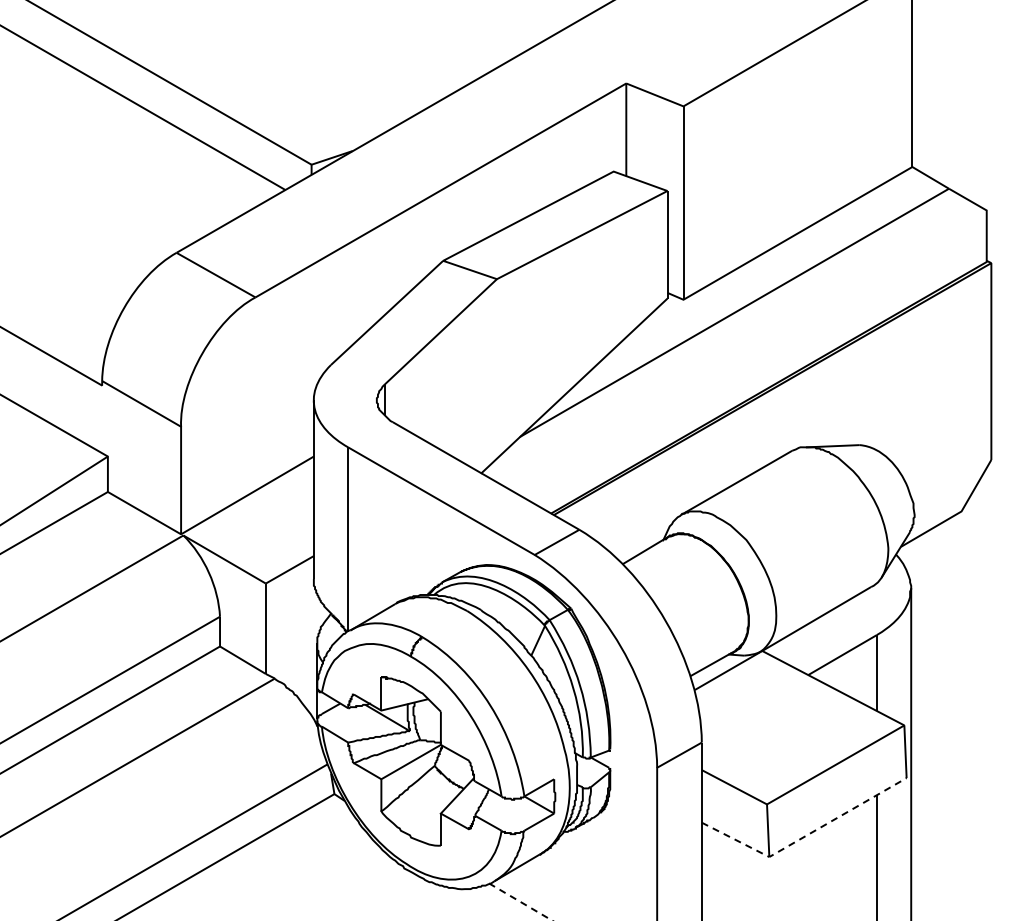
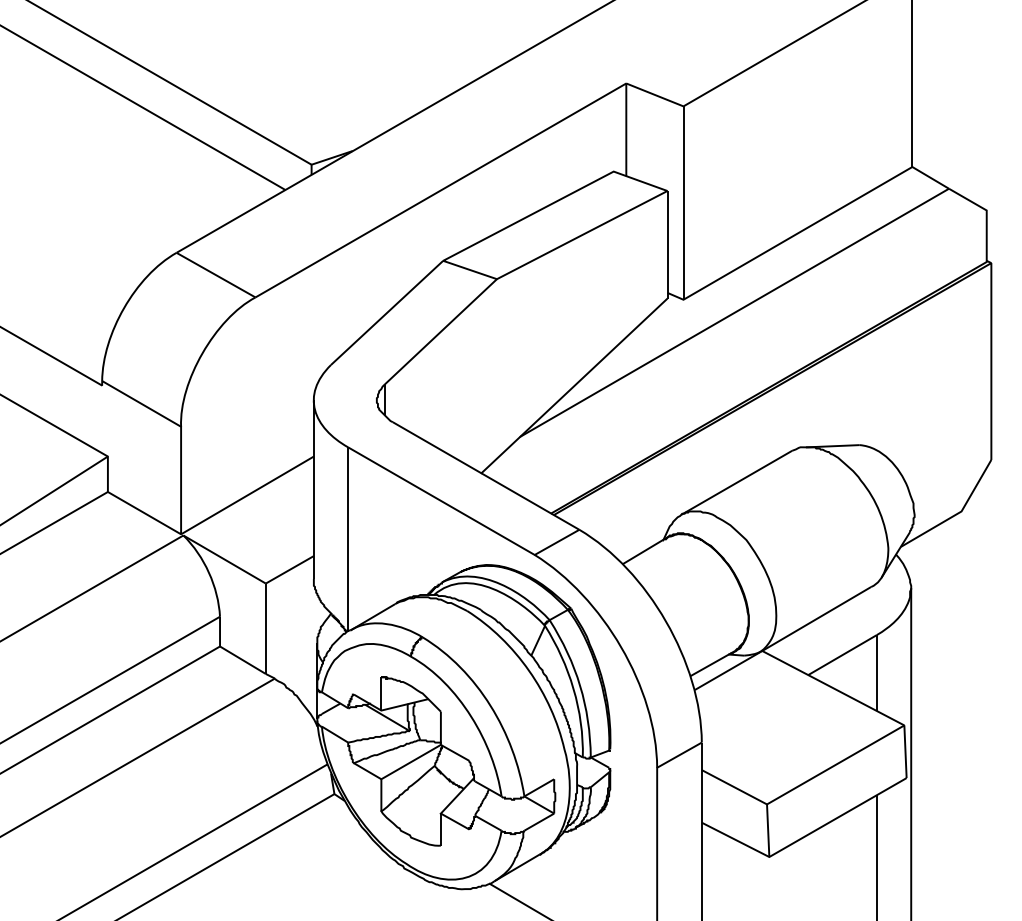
line: dashed -> solid (804, 836)
line: dashed -> solid (520, 902)
